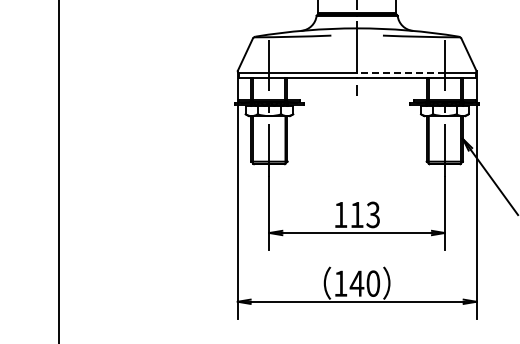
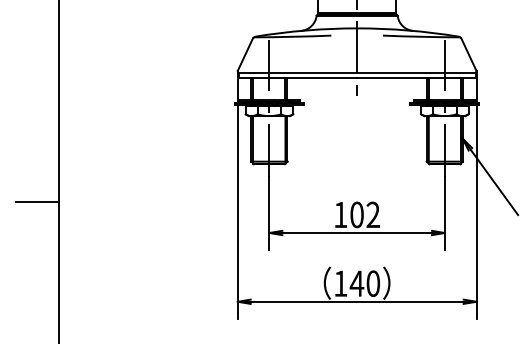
line: dashed -> solid (400, 73)
line: none -> present (36, 201)
text: 113 -> 102 (365, 214)
